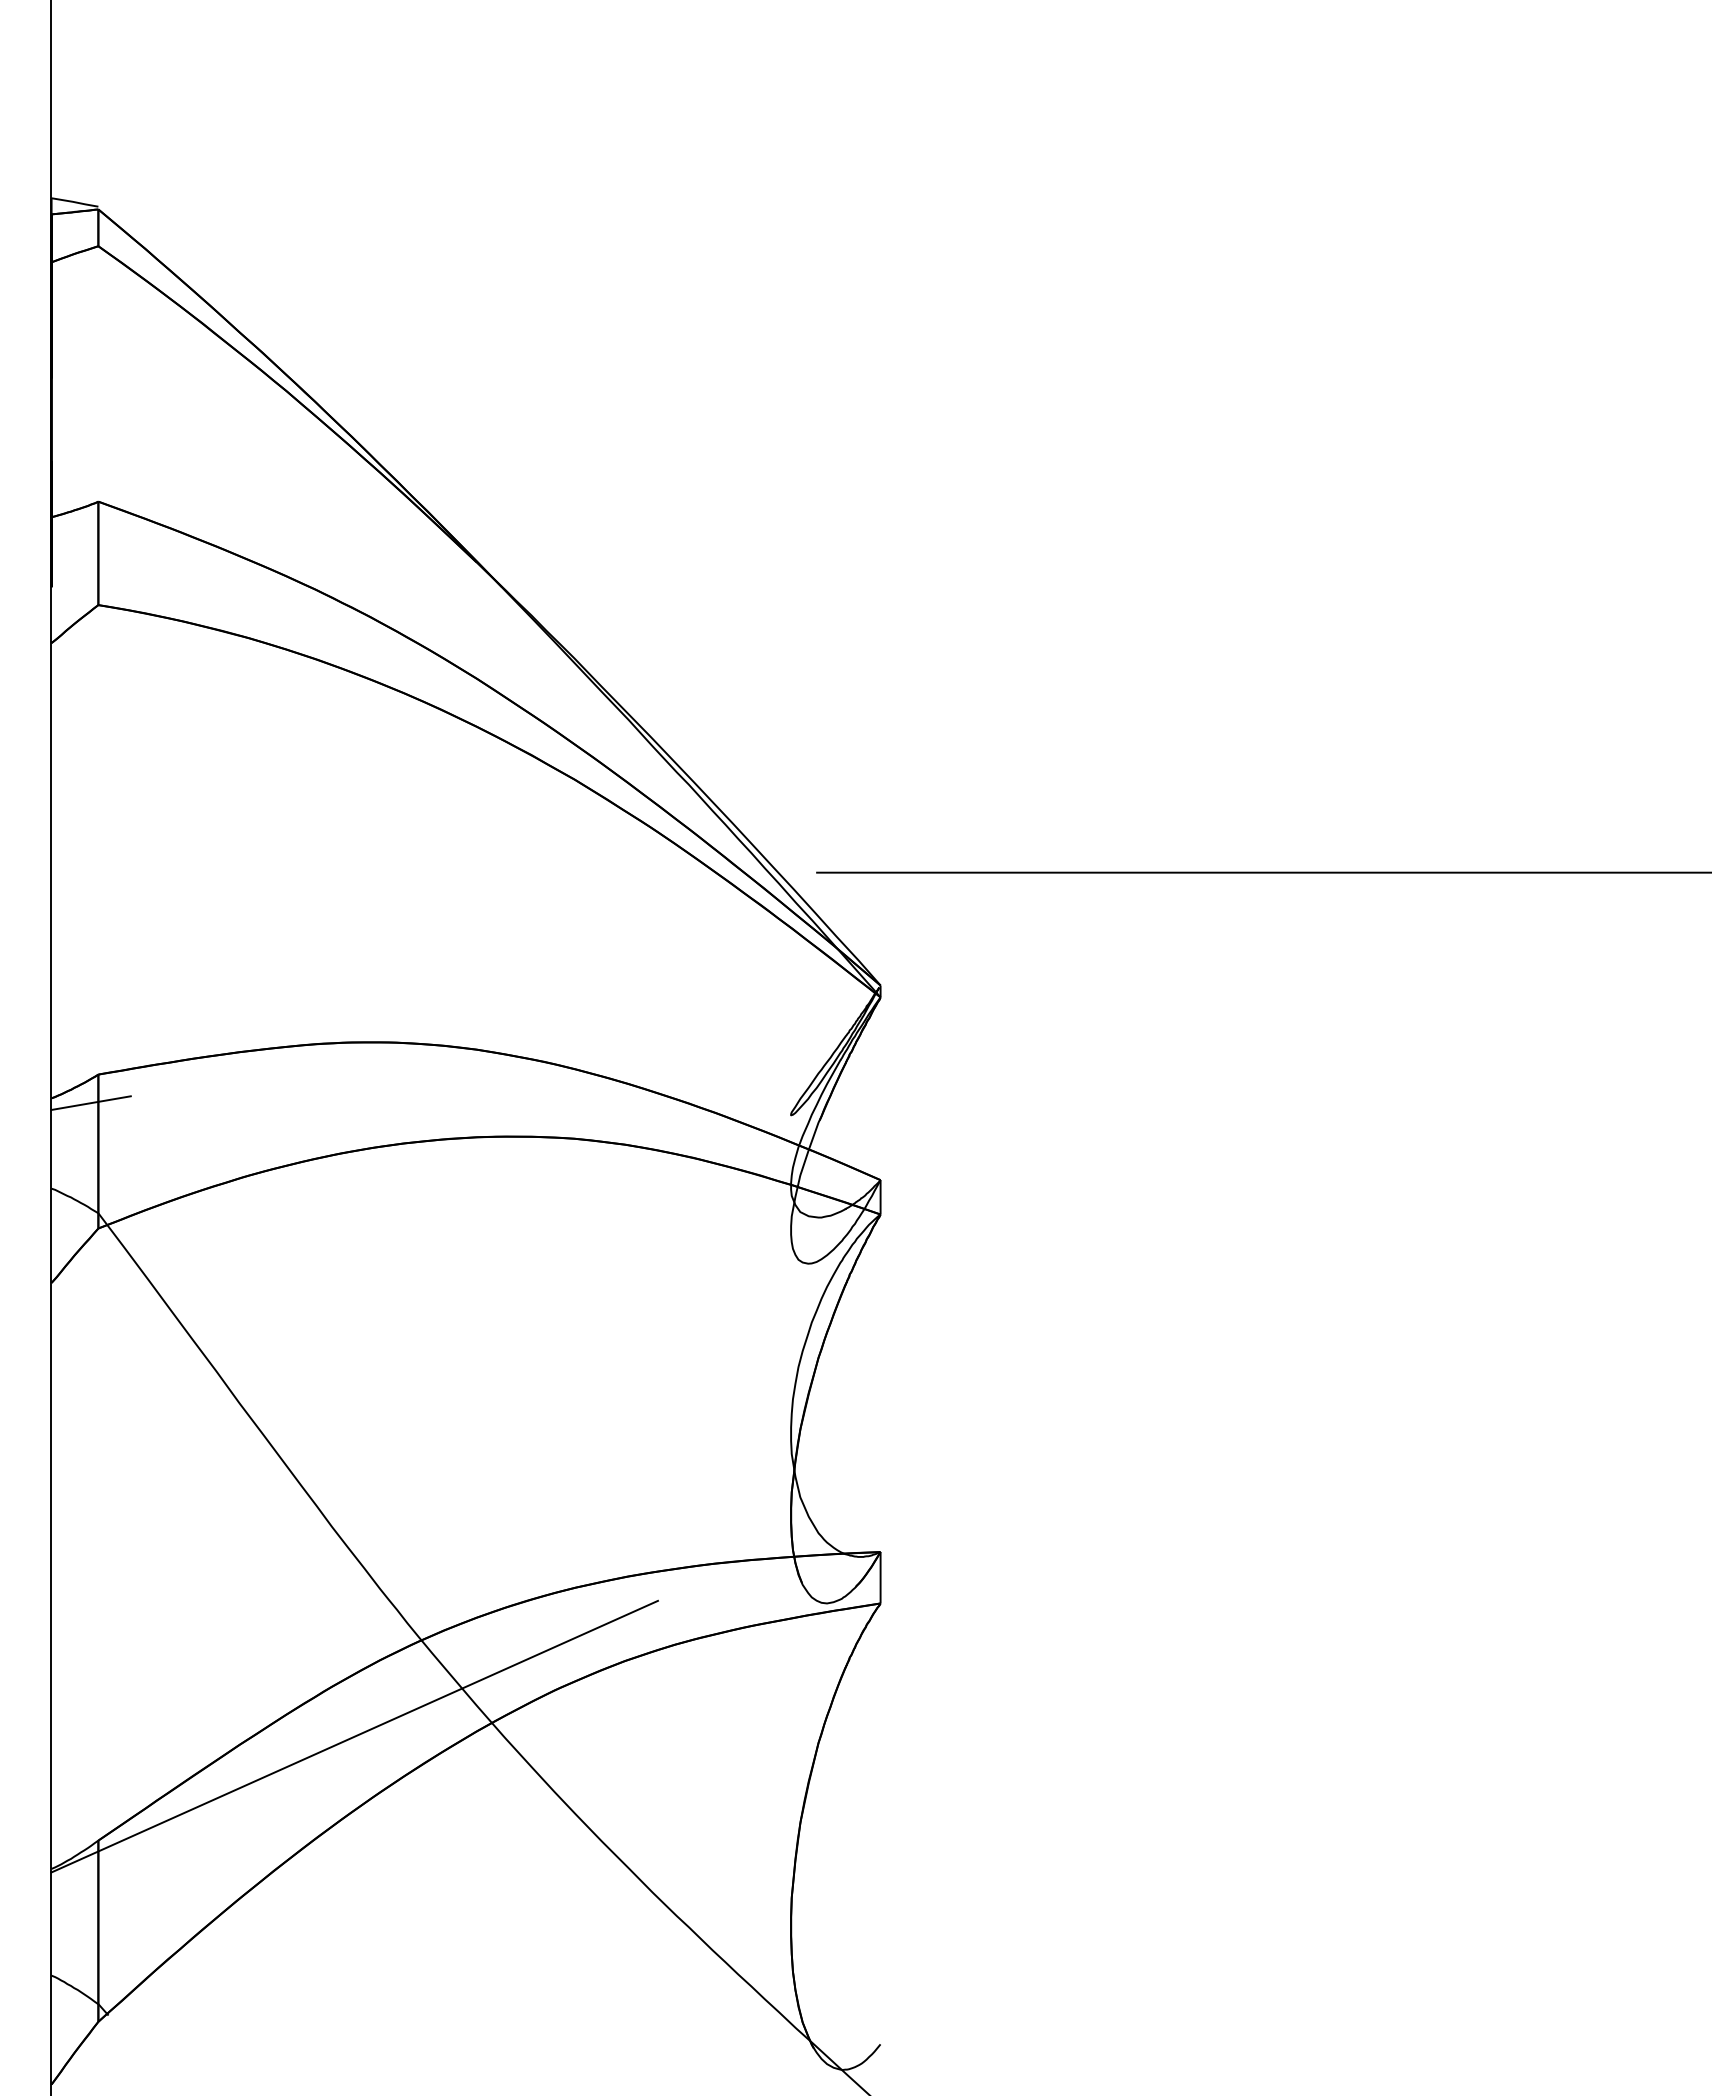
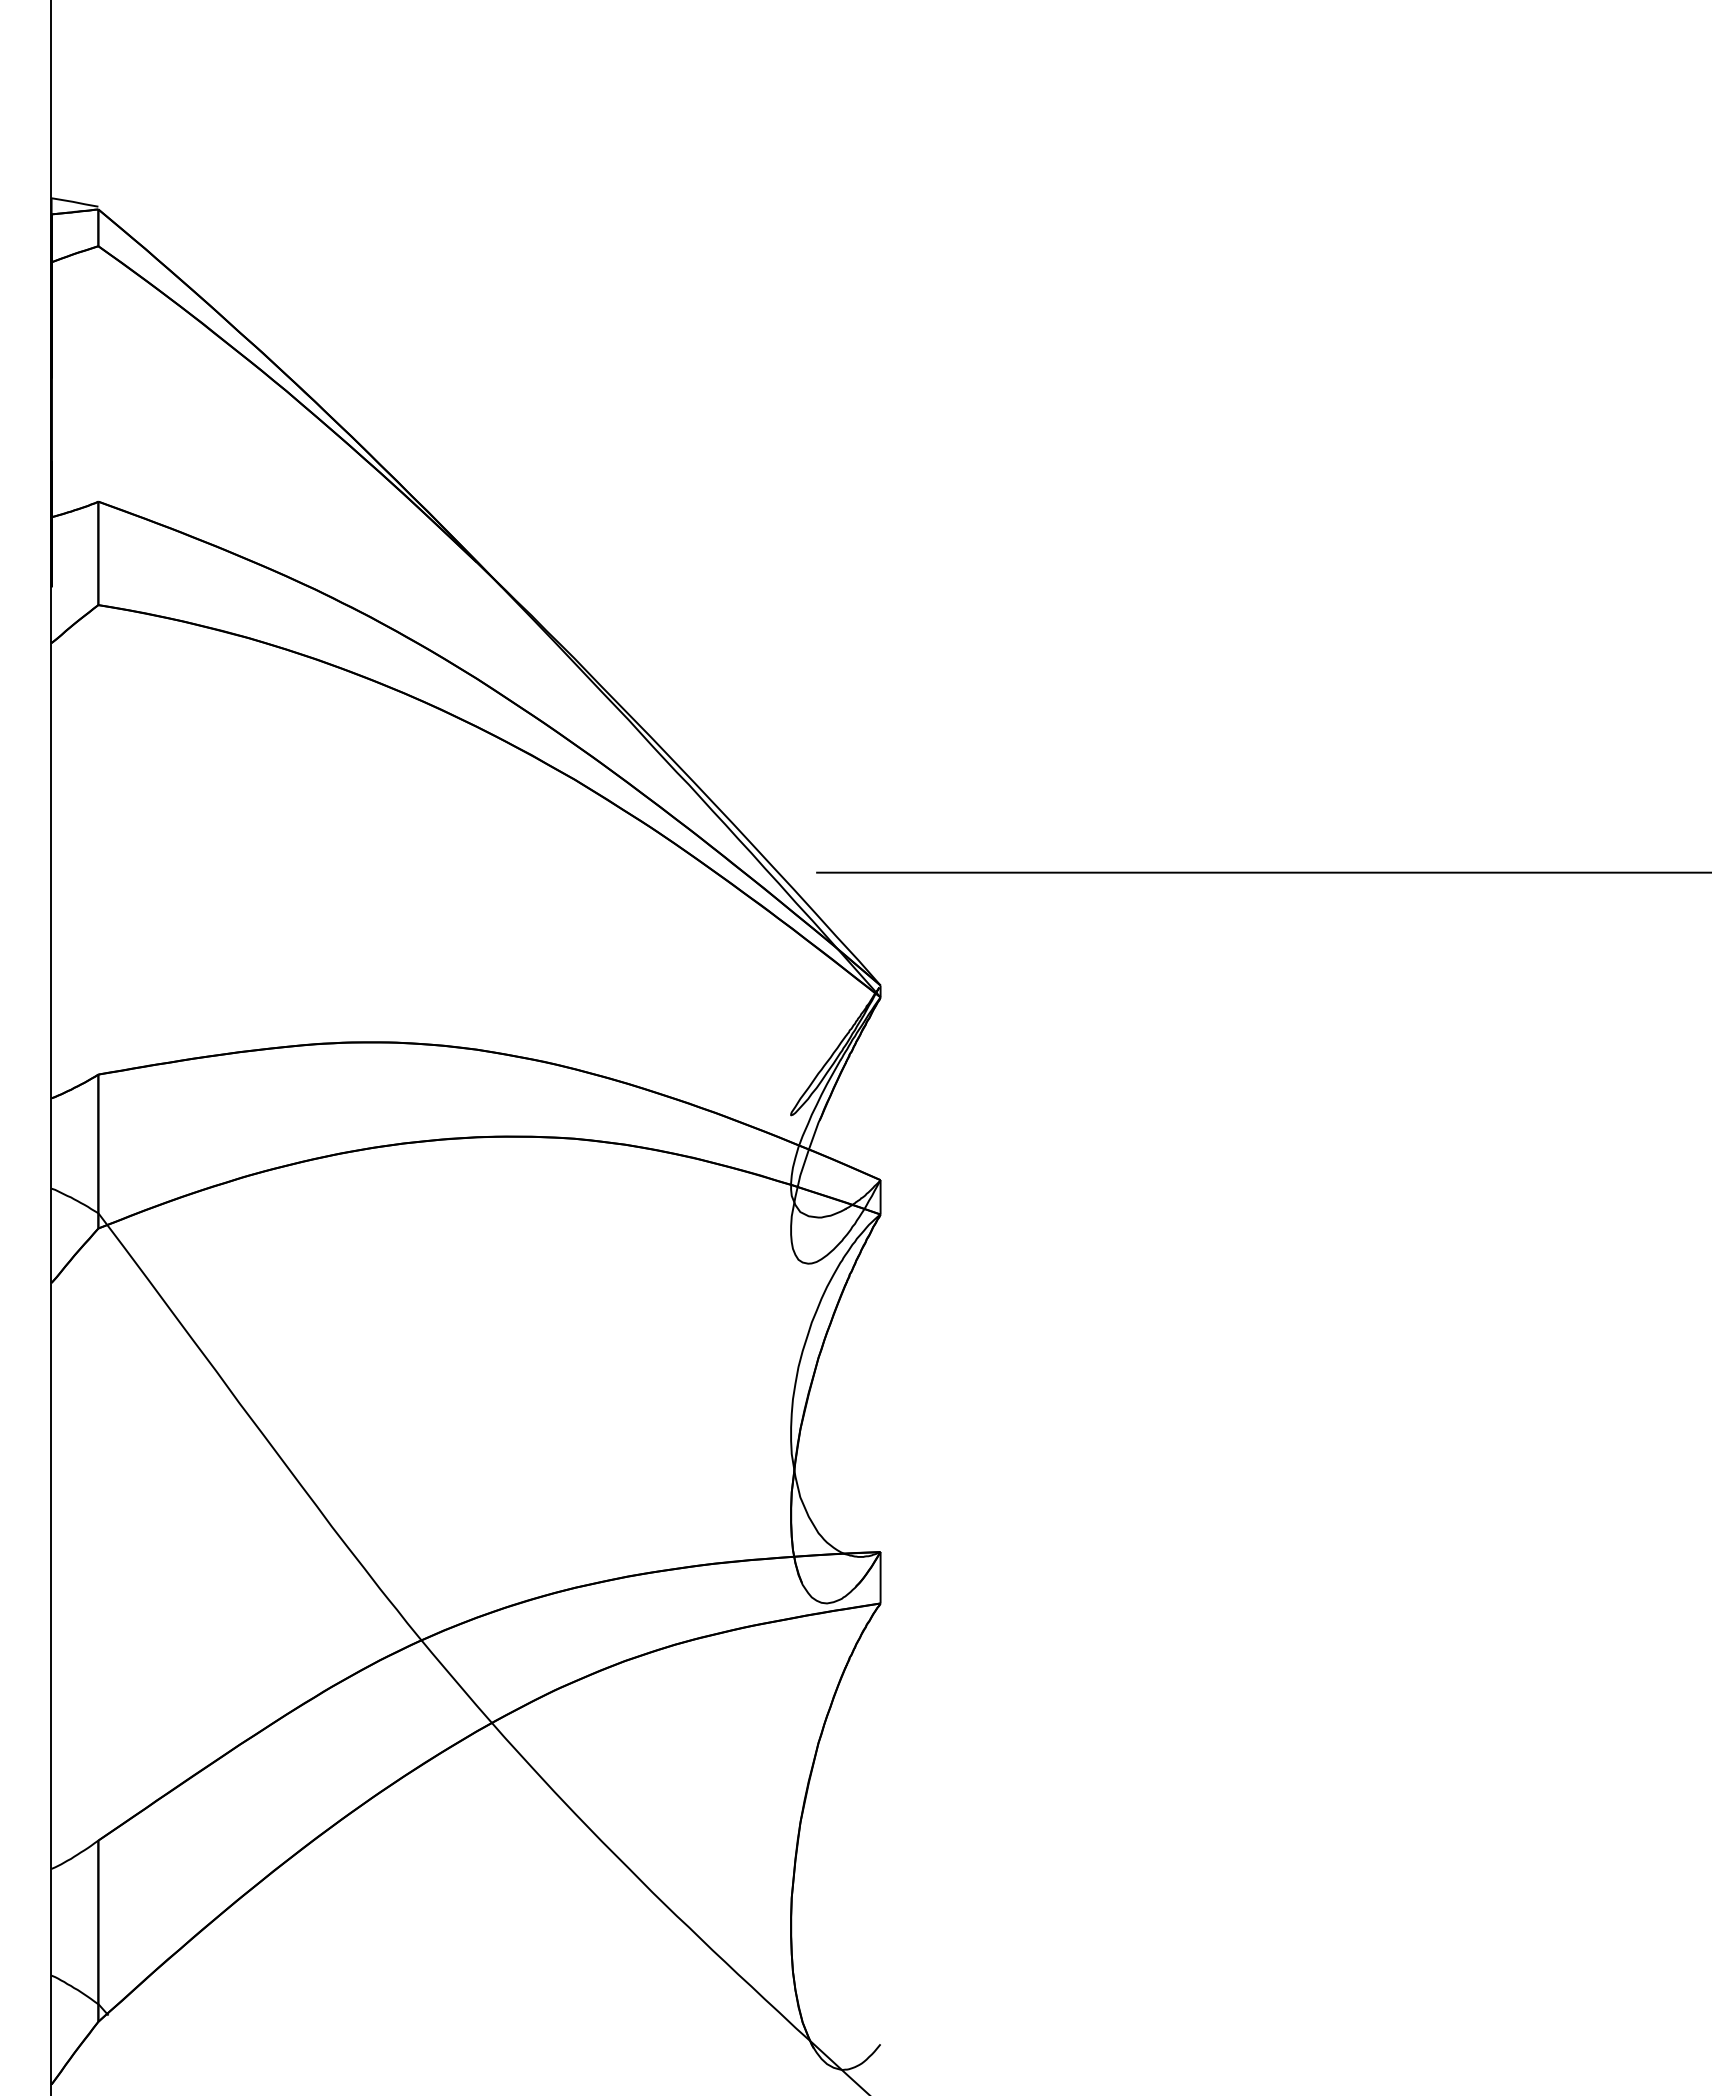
line: present -> none (90, 1102)
line: present -> none (354, 1736)
